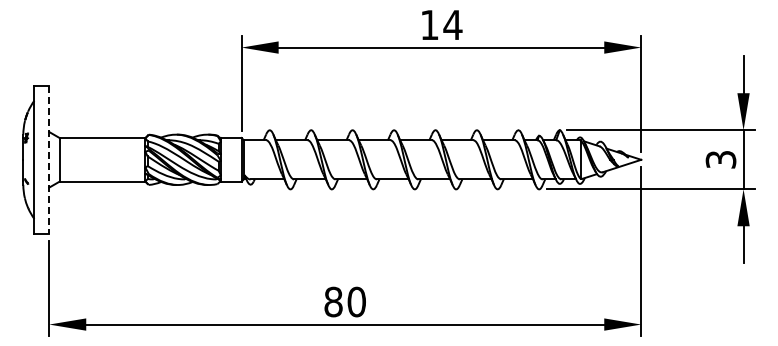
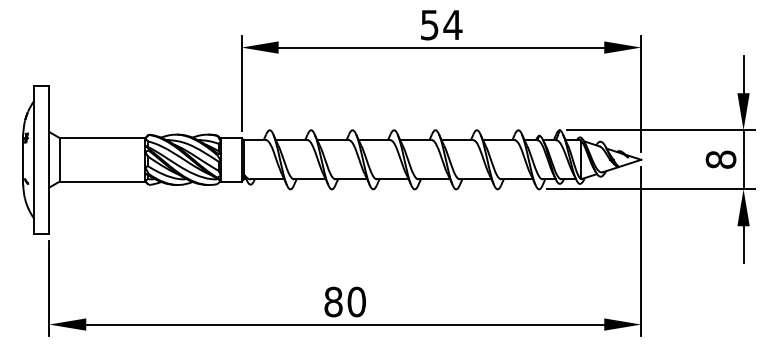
text: 14 -> 54 (429, 25)
text: 3 -> 8 (720, 159)
line: dashed -> solid (49, 160)
